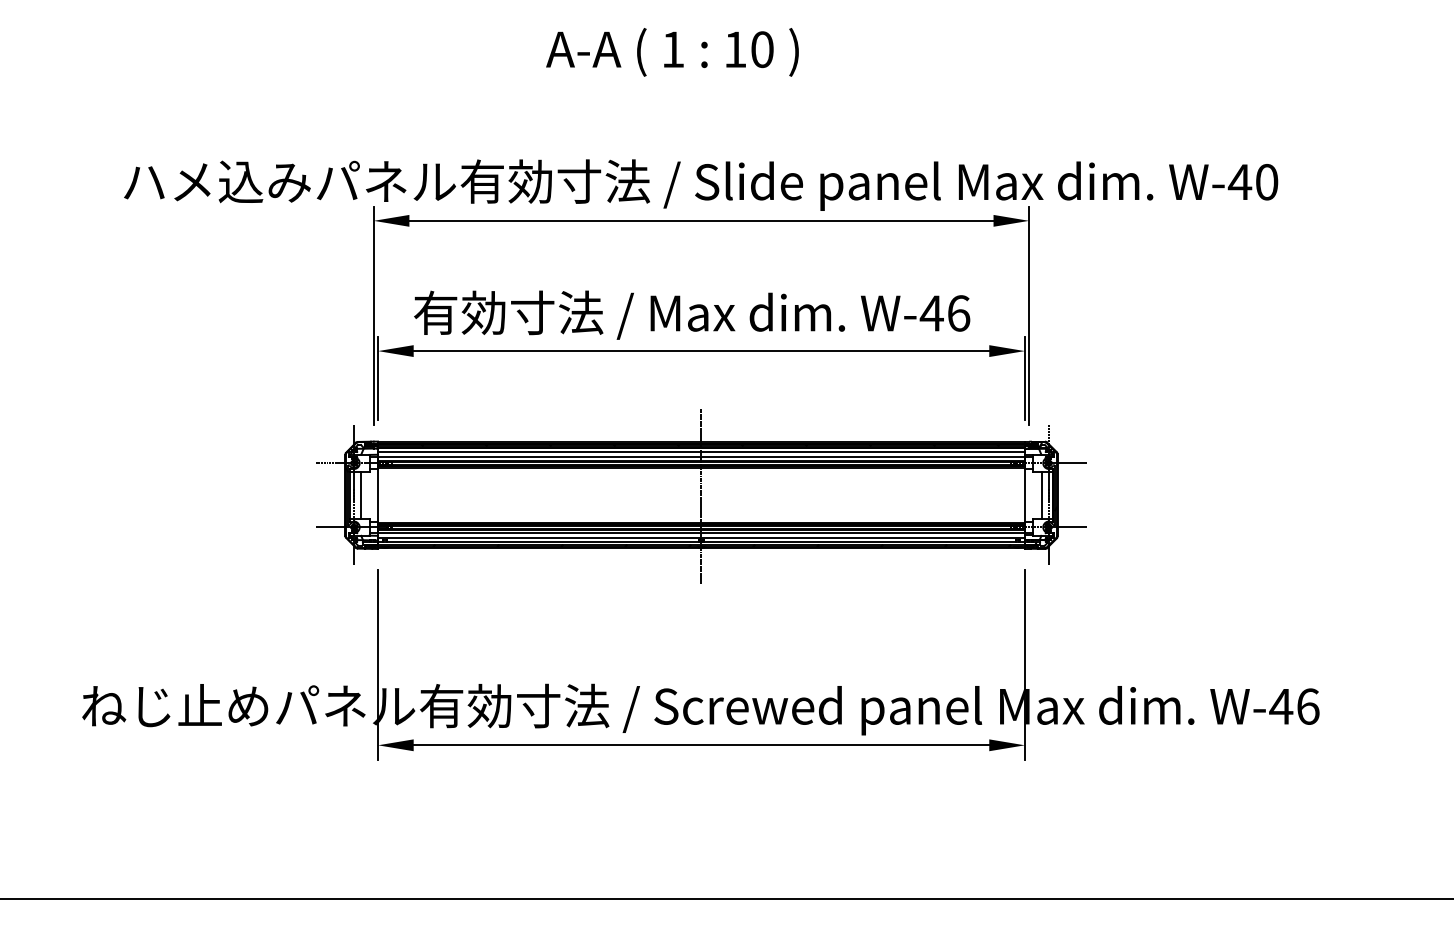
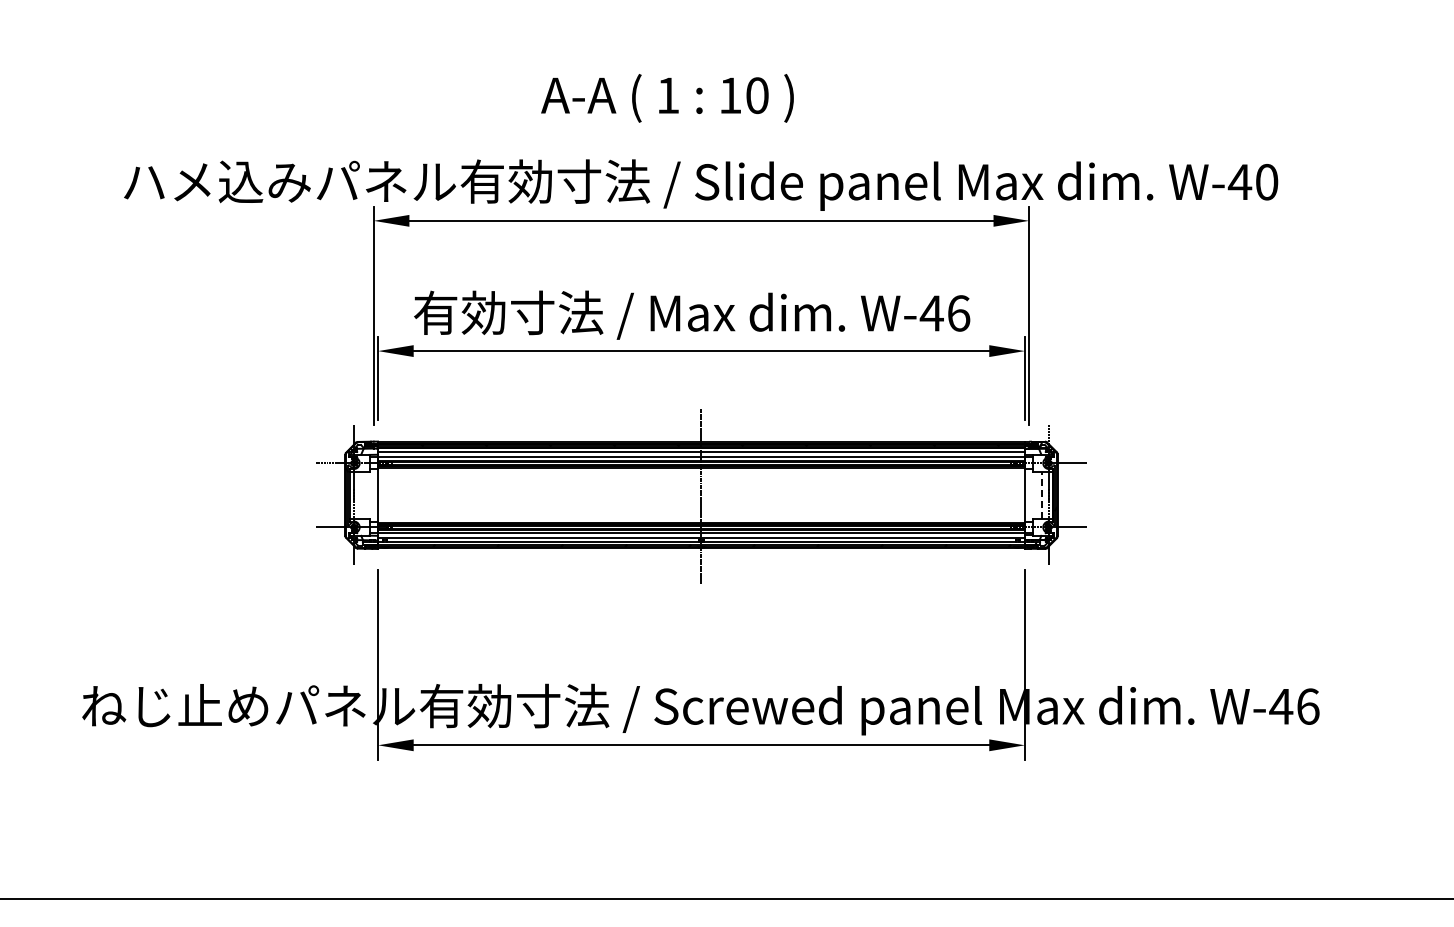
text position: (672, 52) -> (667, 98) (667, 98)
line: present -> none (361, 494)
line: solid -> dashed (1041, 495)
